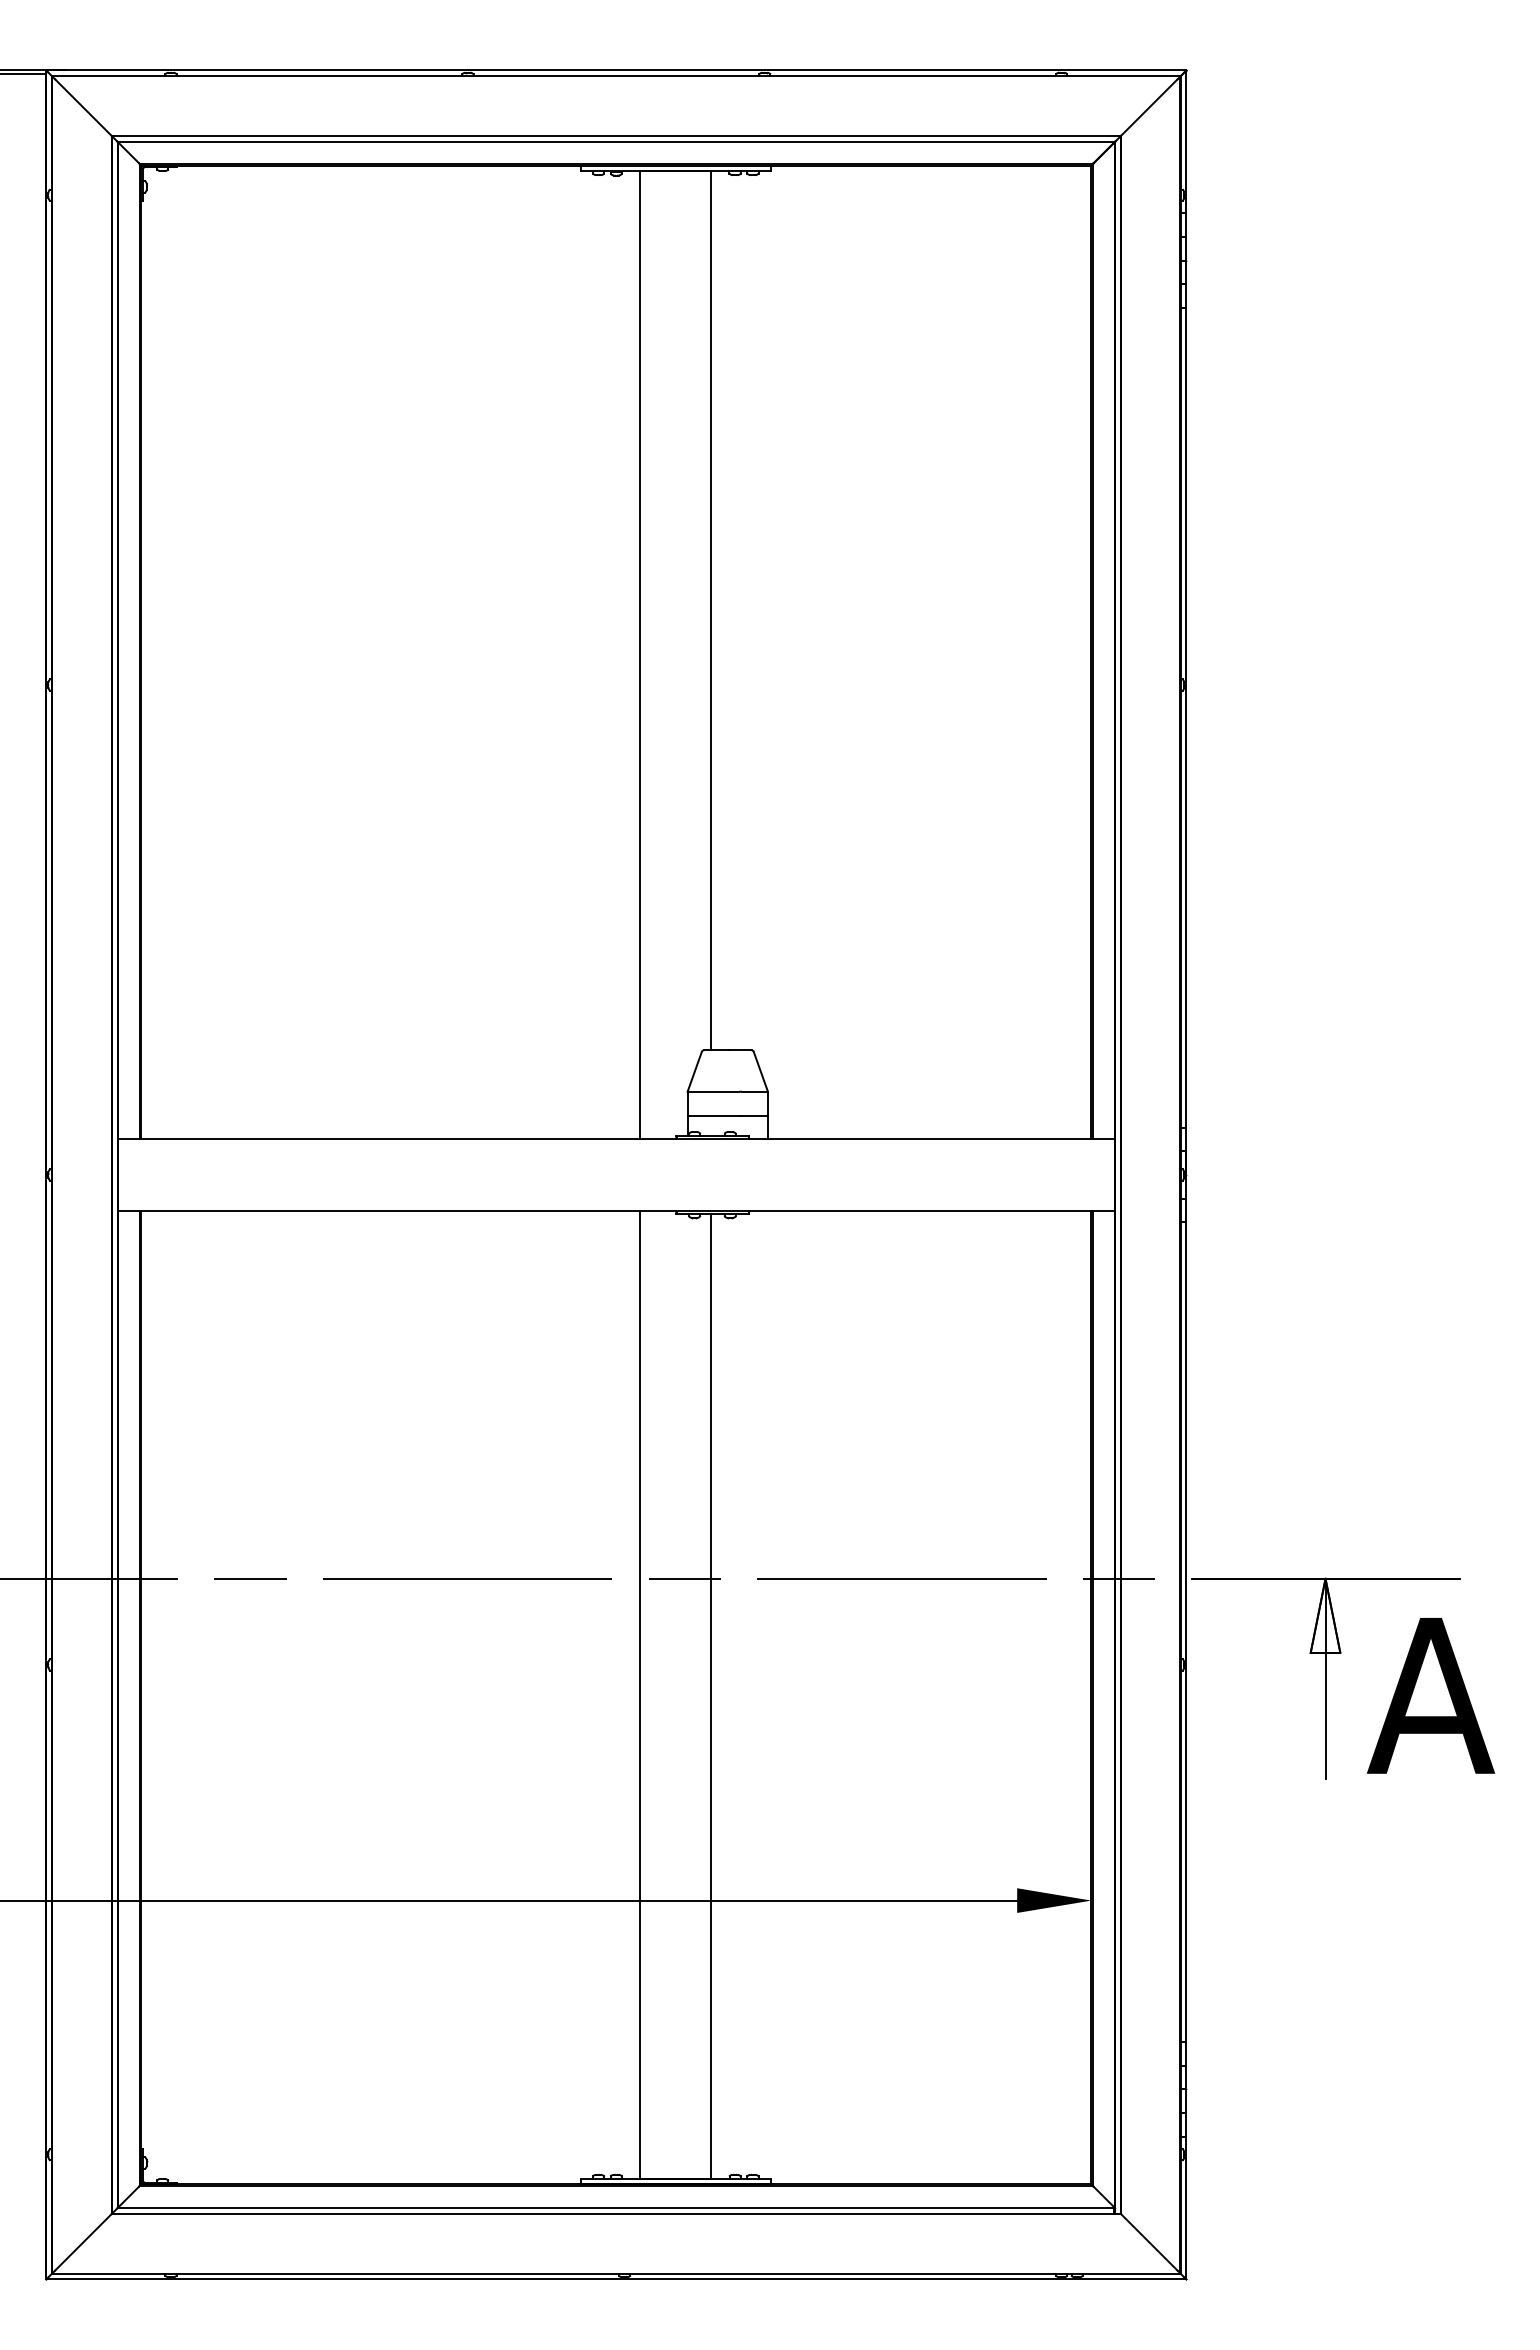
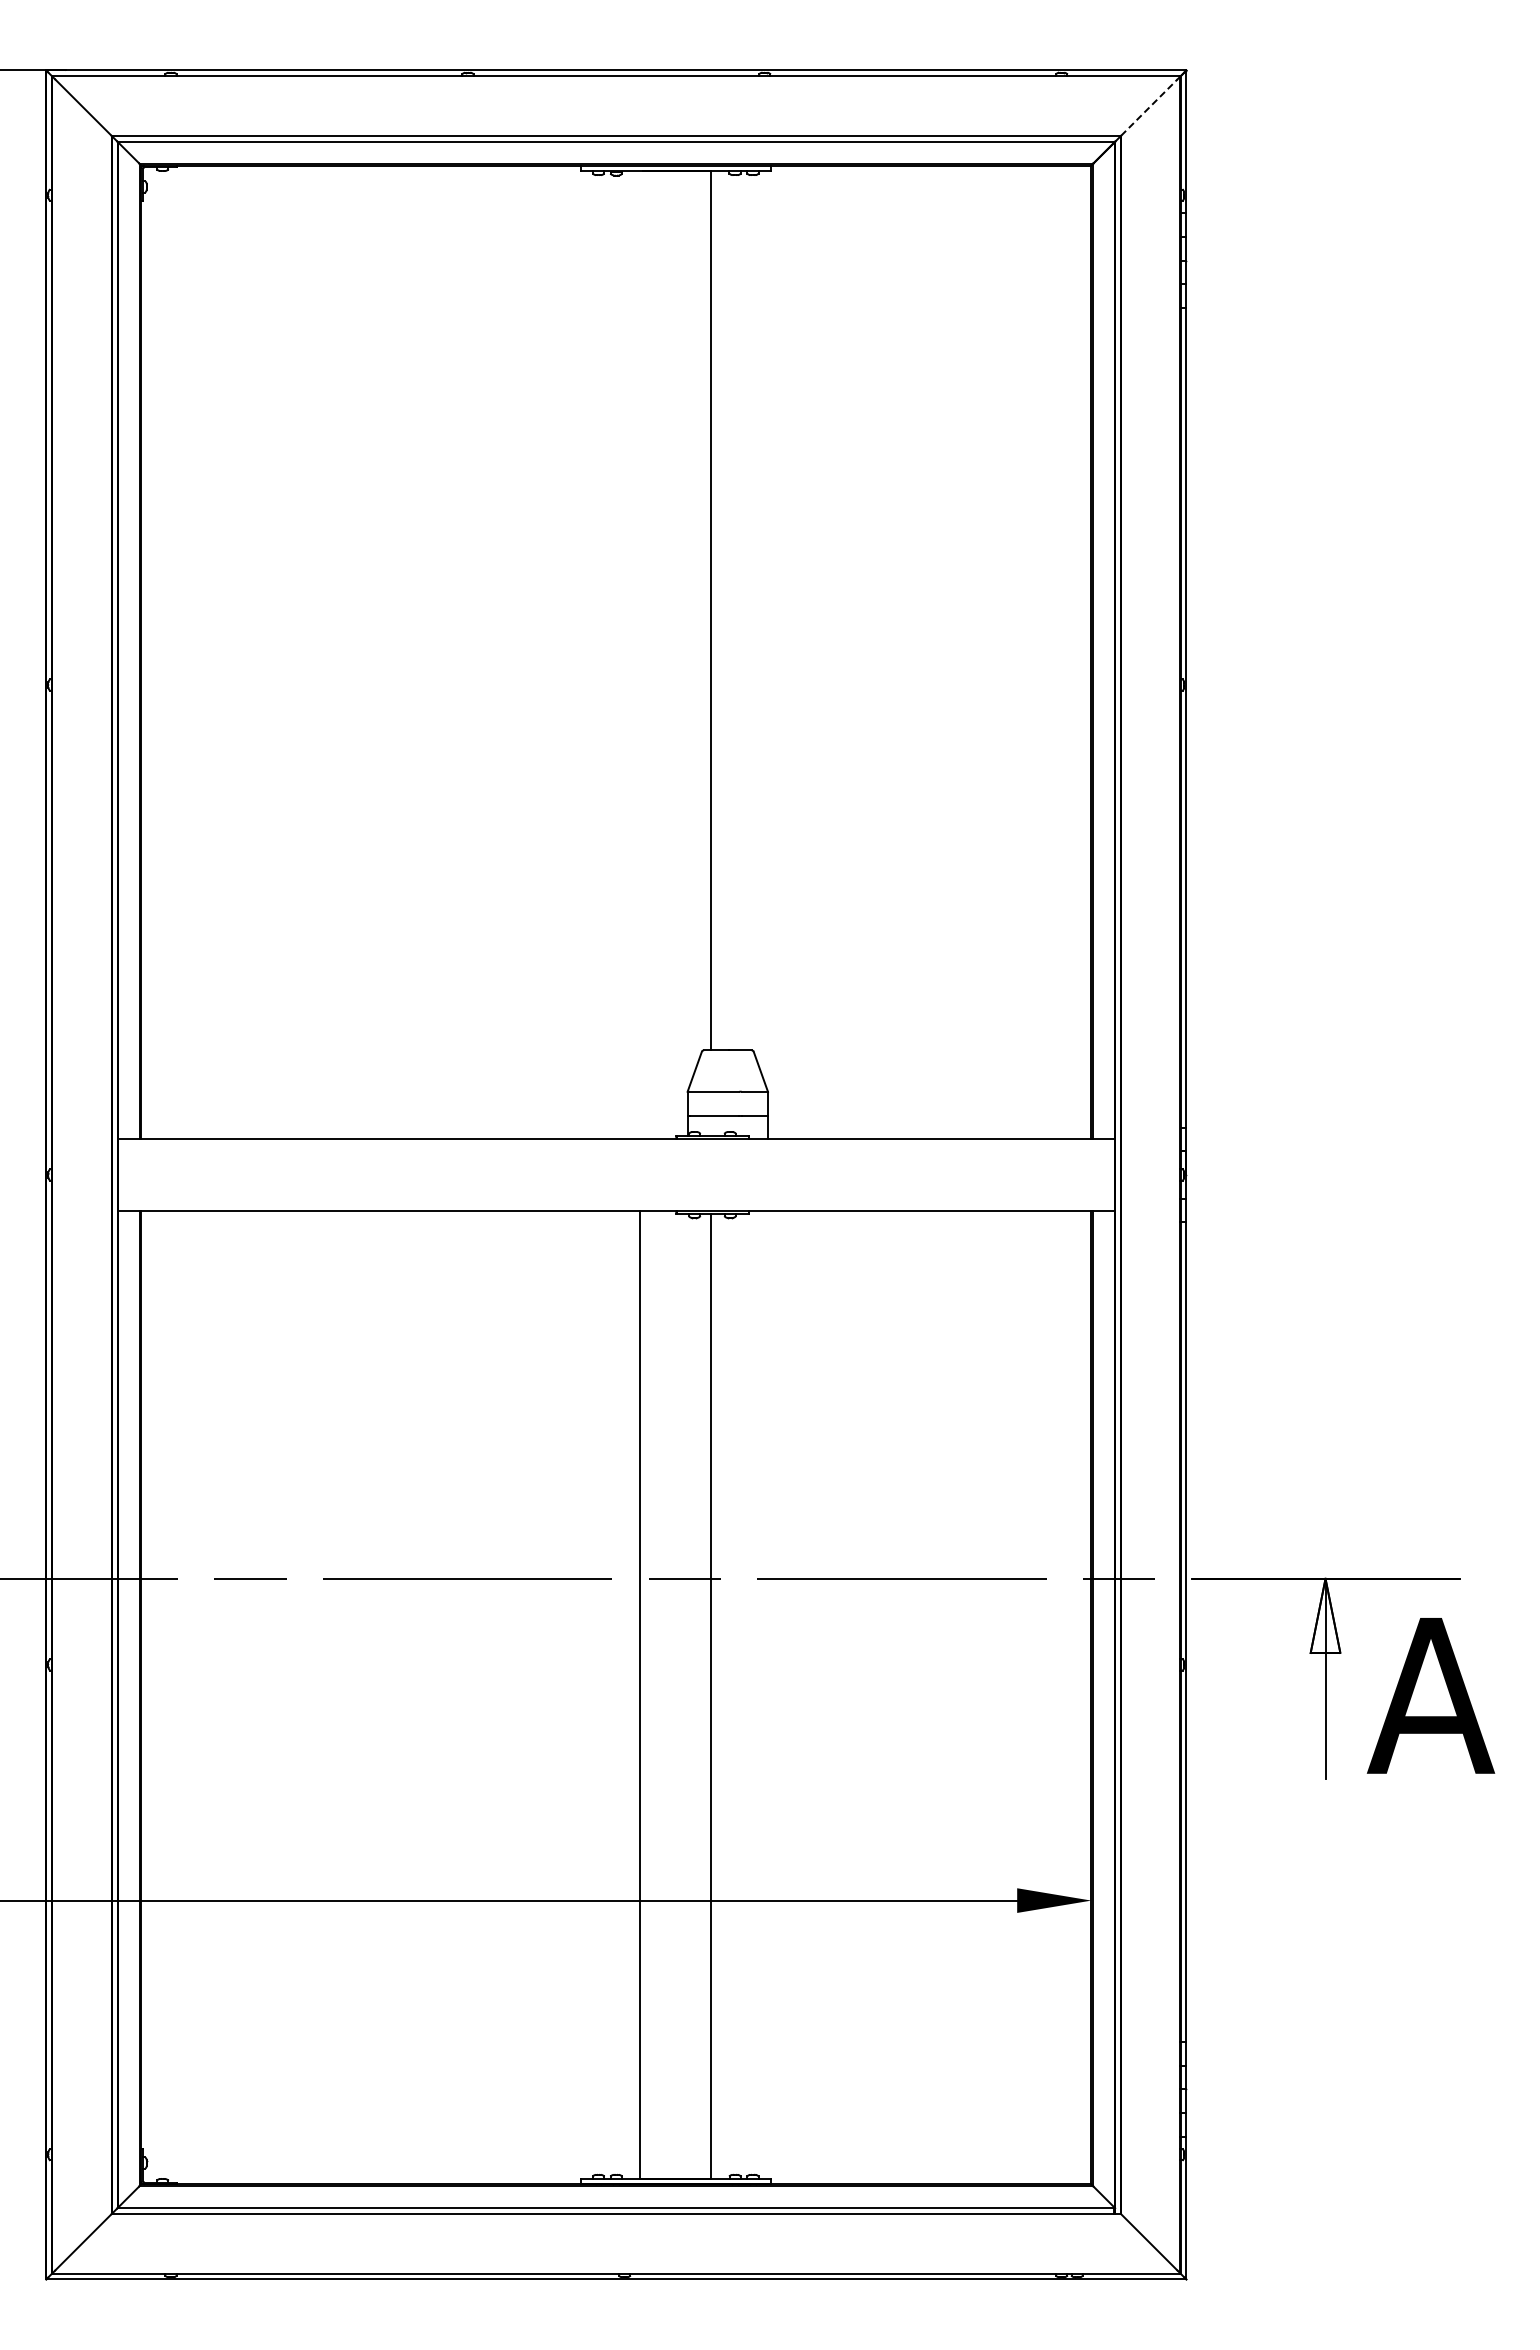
line: present -> none (24, 74)
line: solid -> dashed (1149, 107)
line: present -> none (640, 655)
